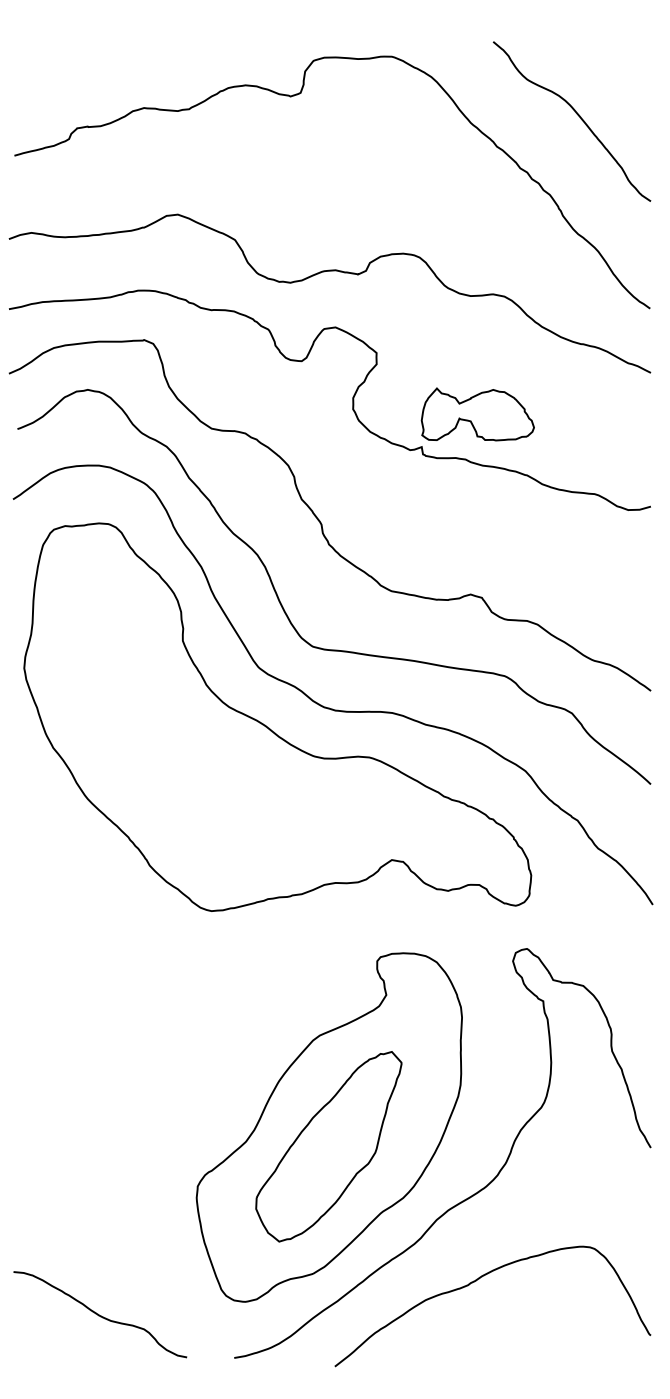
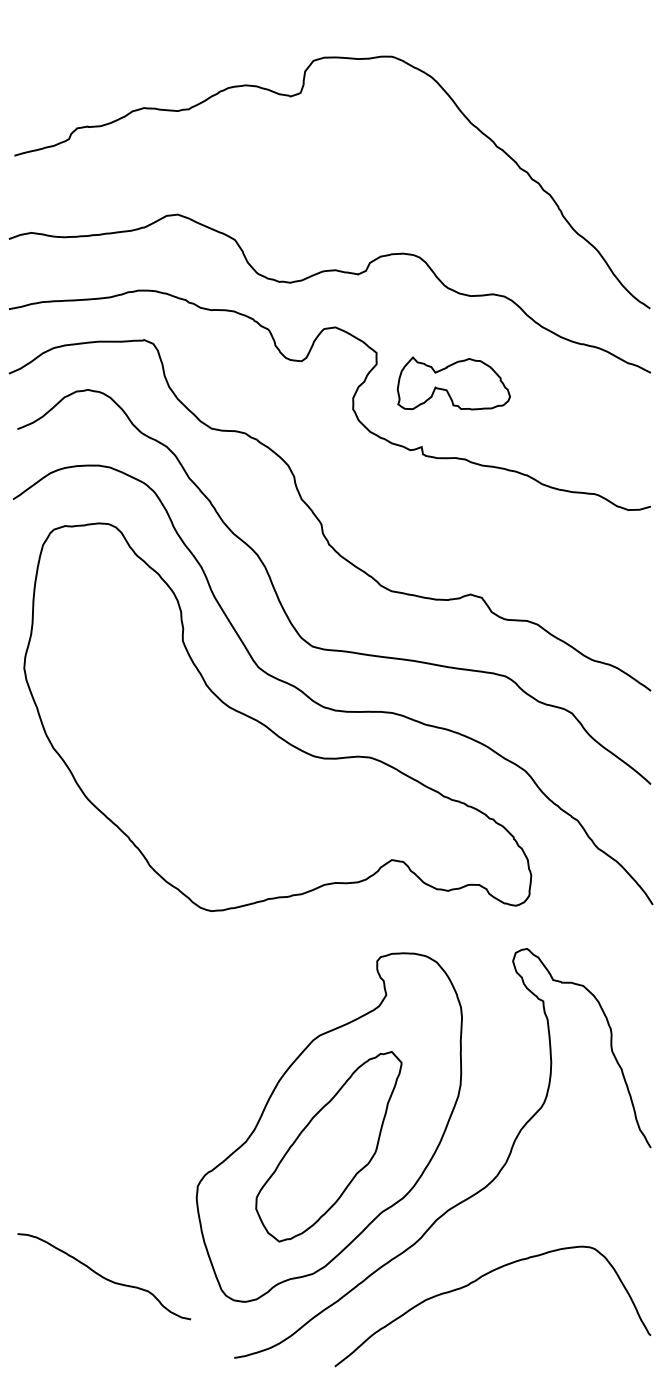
curve: present -> none (577, 115)
part position: (477, 414) -> (453, 383) (453, 383)
curve position: (99, 1314) -> (103, 1276) (103, 1276)
